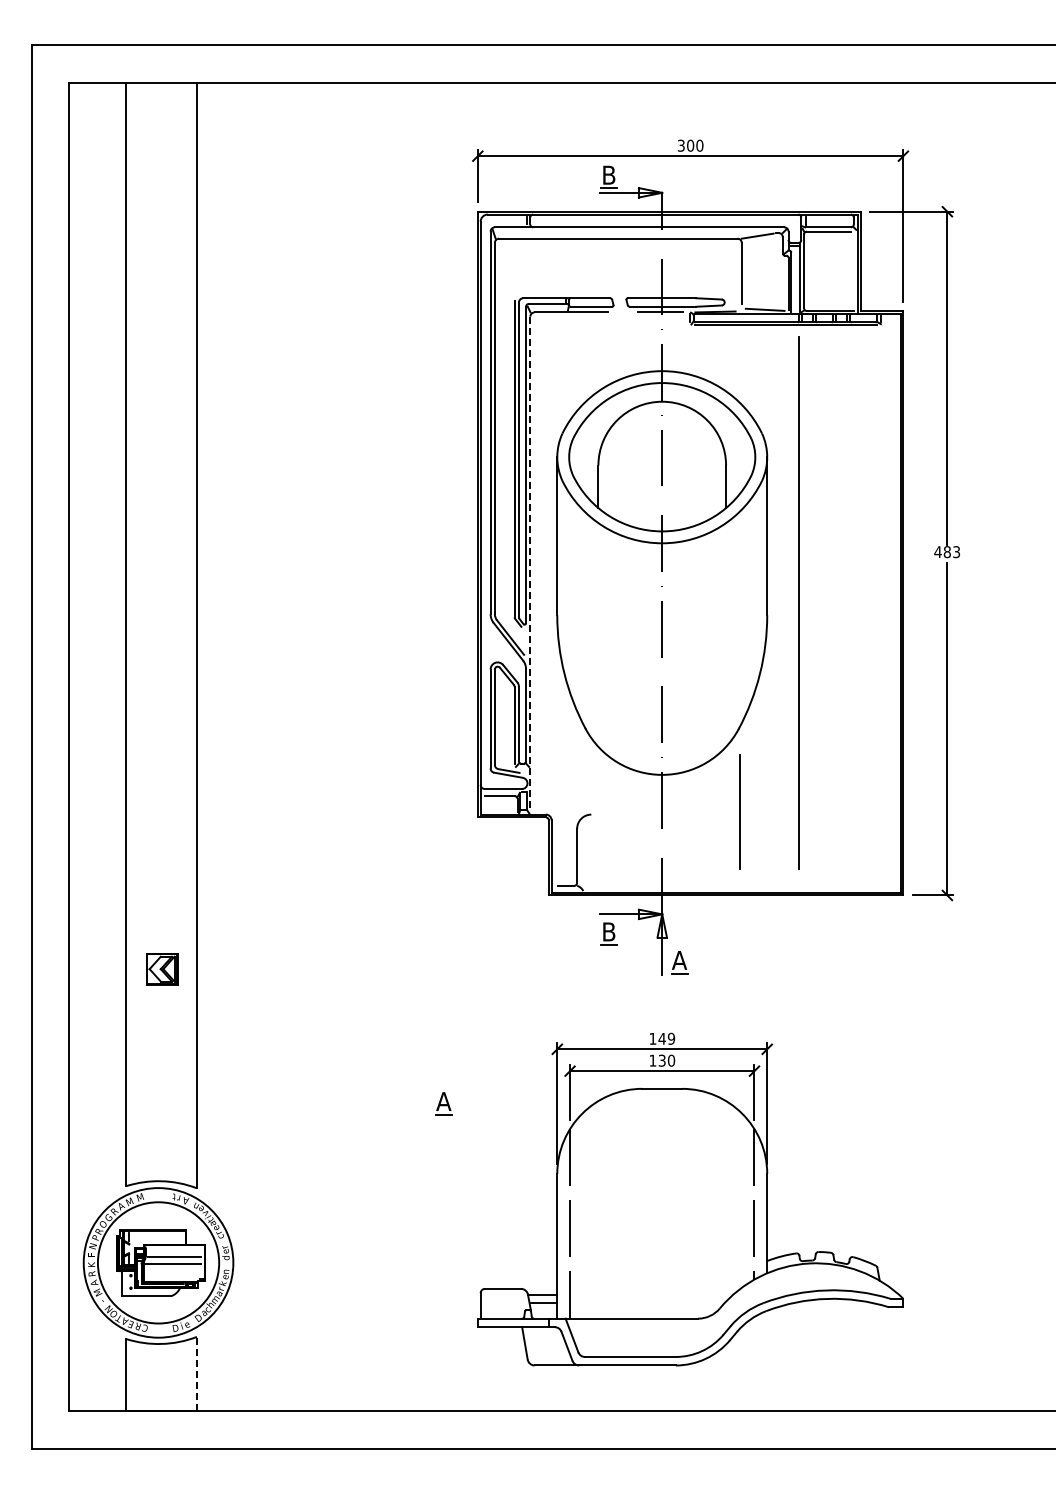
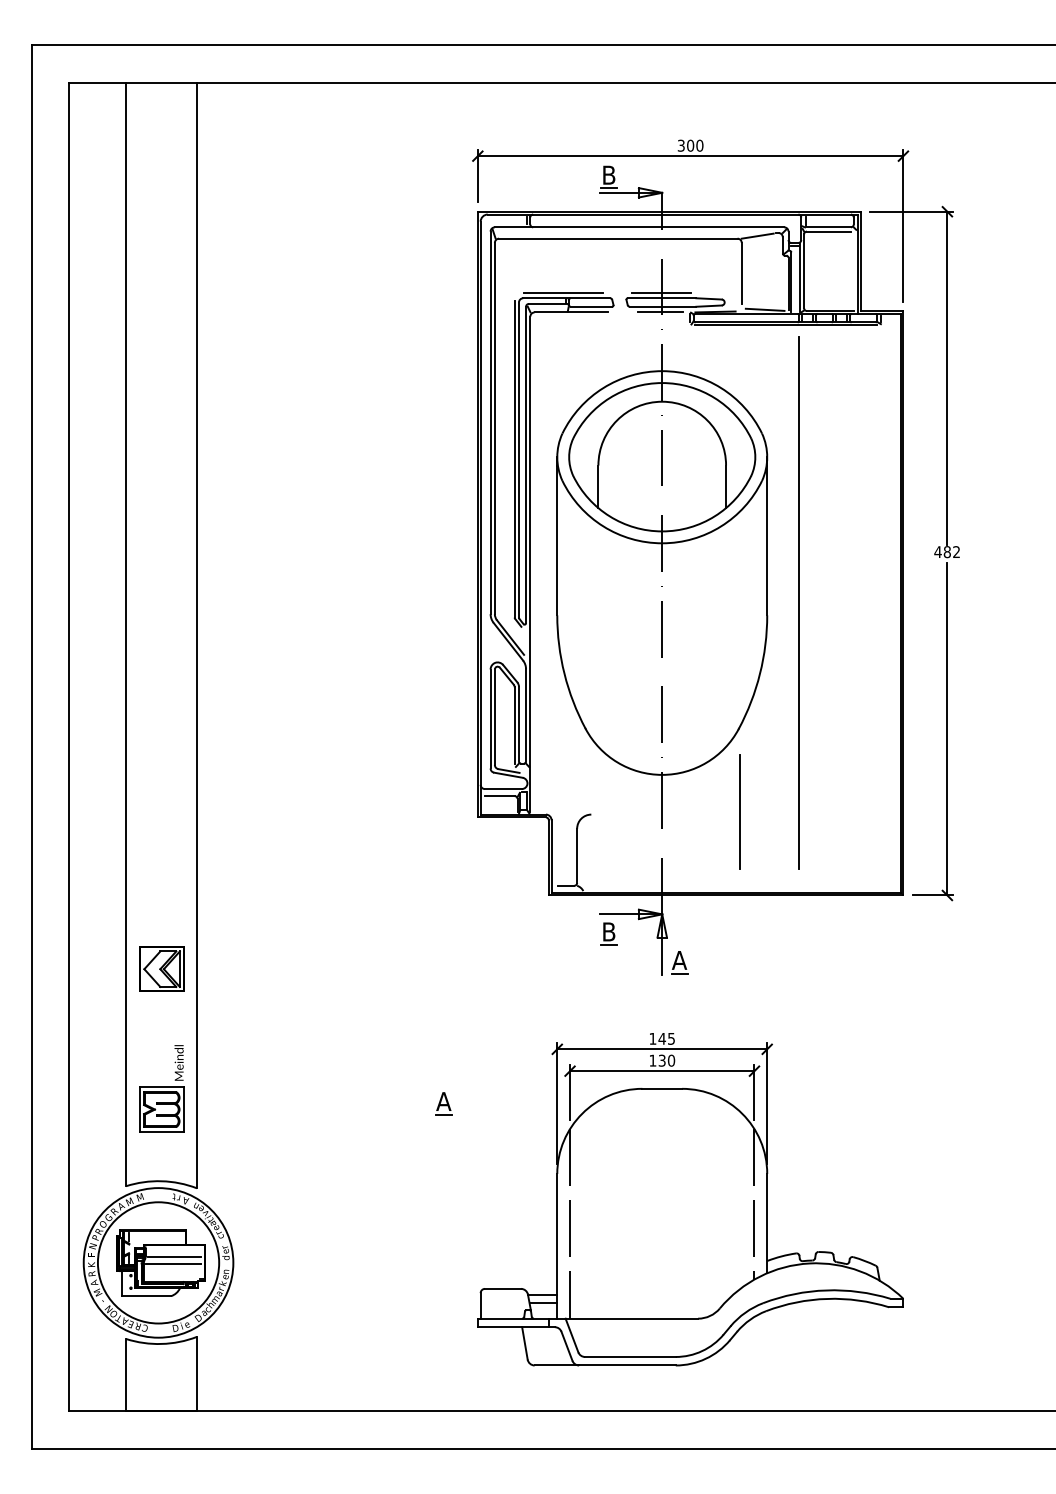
line: none -> present (562, 292)
line: none -> present (661, 292)
text: 483 -> 482 (956, 552)
line: dashed -> solid (530, 564)
part size: 33x33 px -> 46x46 px (161, 968)
text: 149 -> 145 (671, 1038)
part: none -> present (161, 1088)
line: dashed -> solid (196, 1373)
